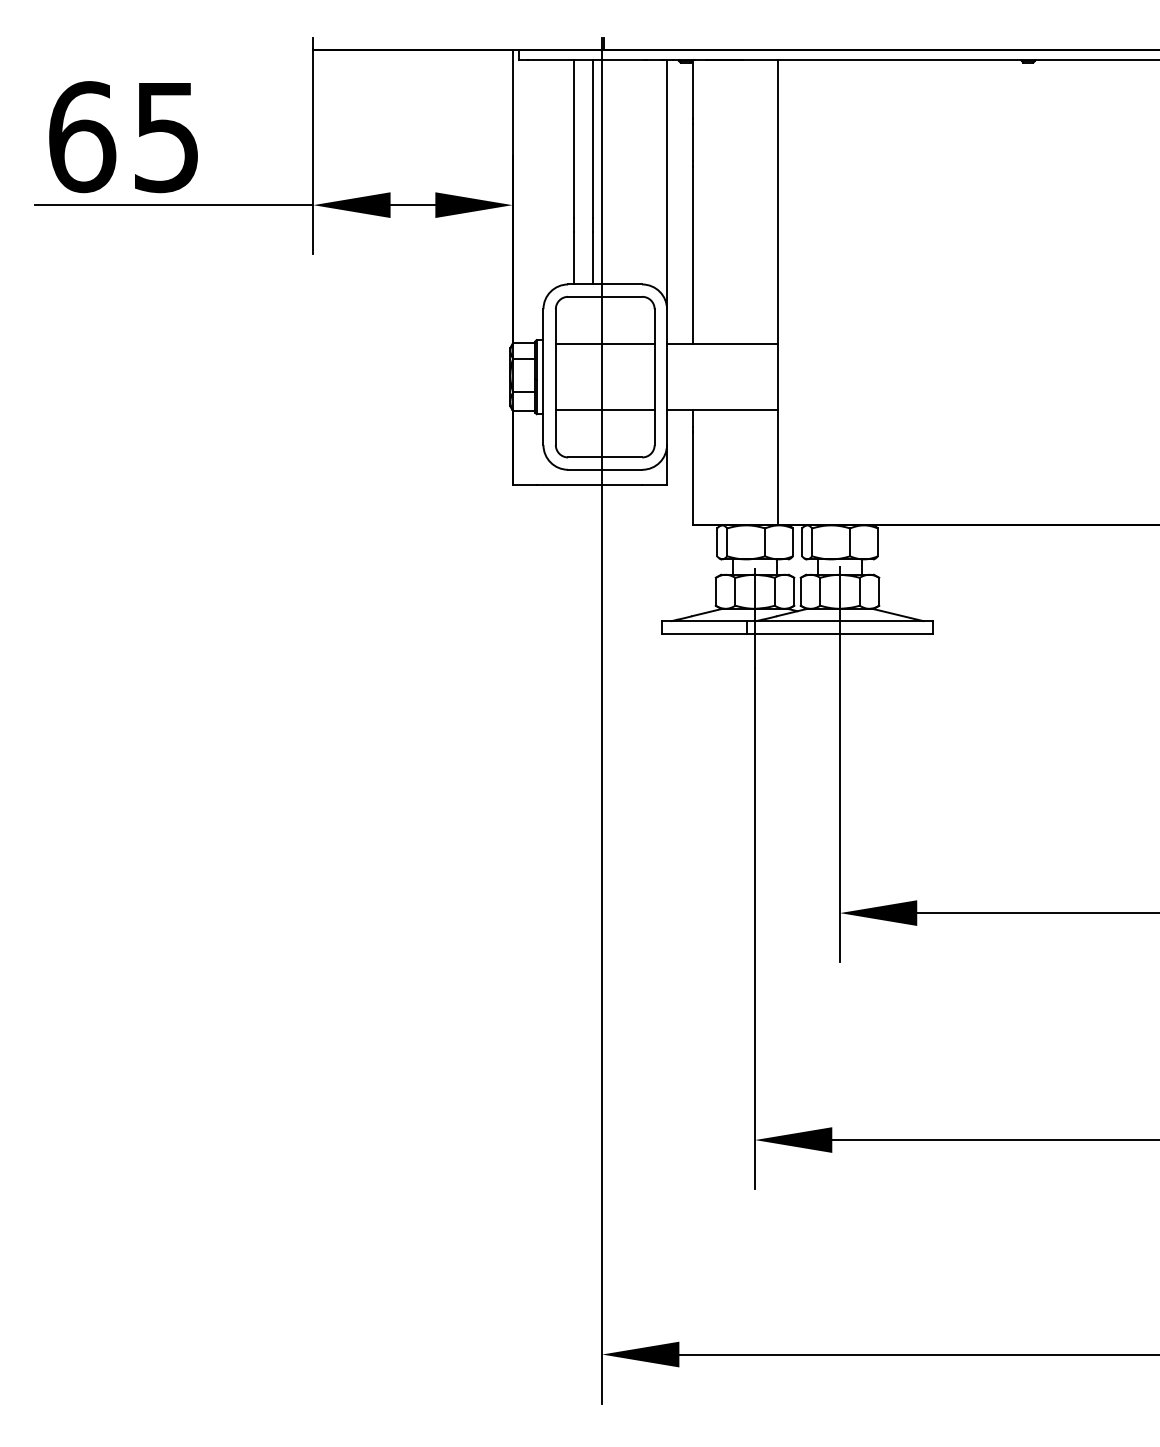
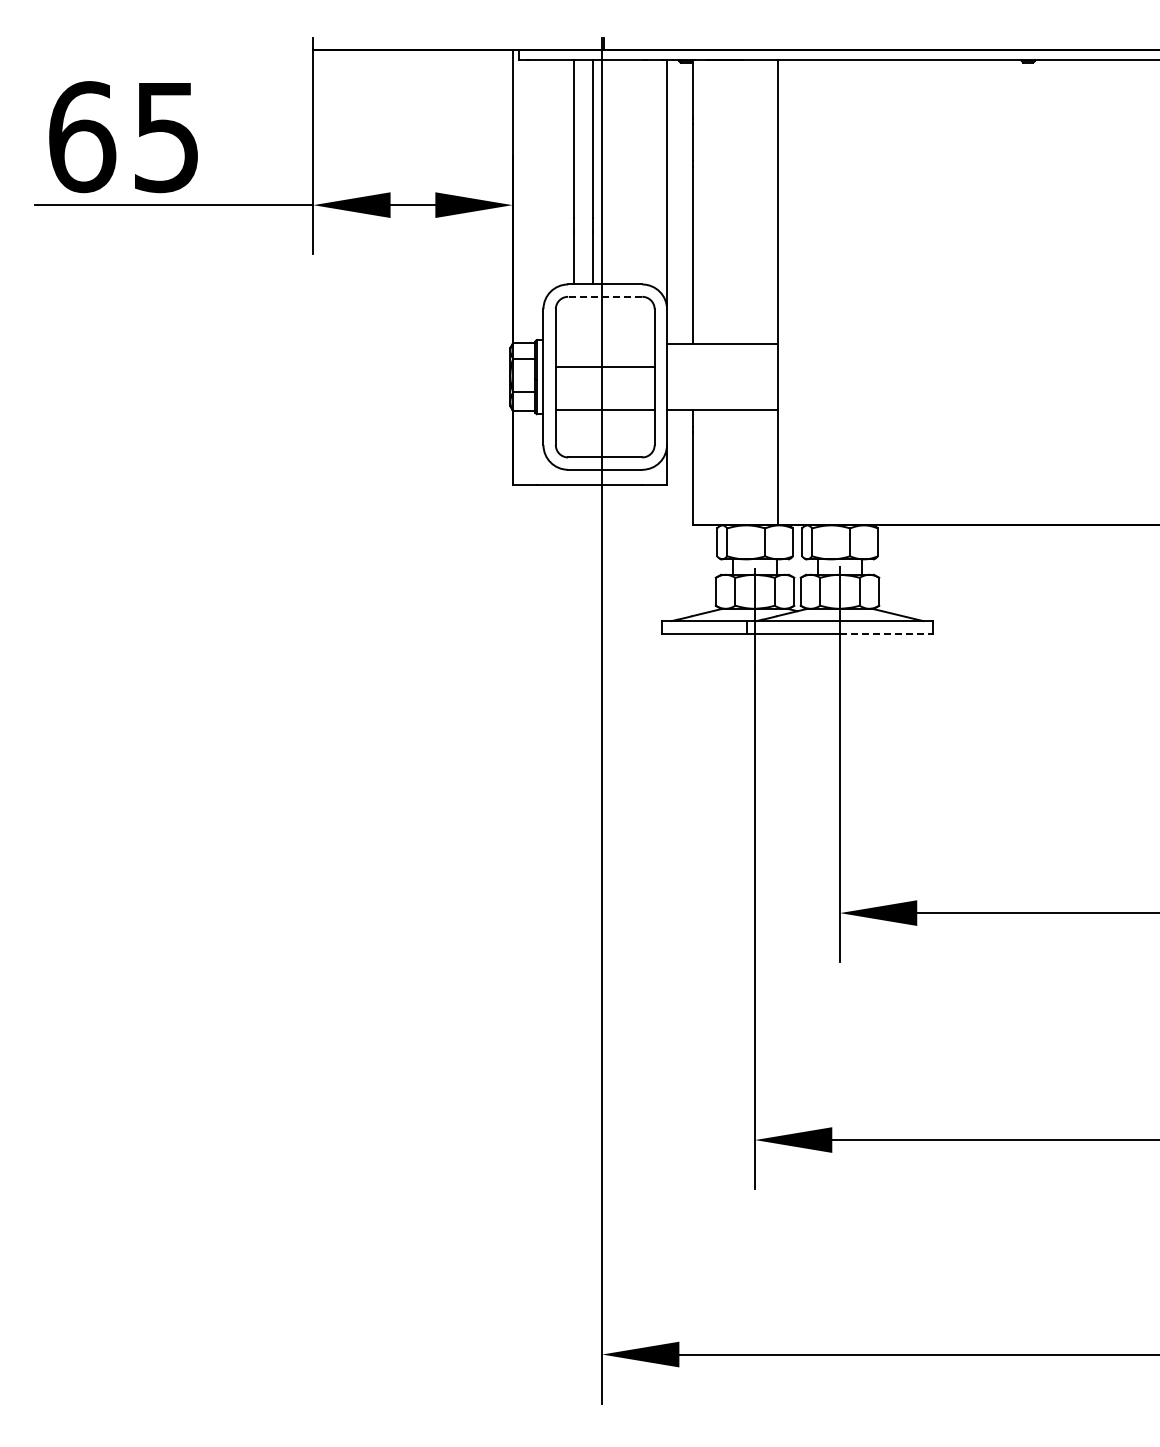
line: solid -> dashed (604, 296)
line position: (604, 344) -> (604, 367) (604, 367)
line: solid -> dashed (886, 633)
